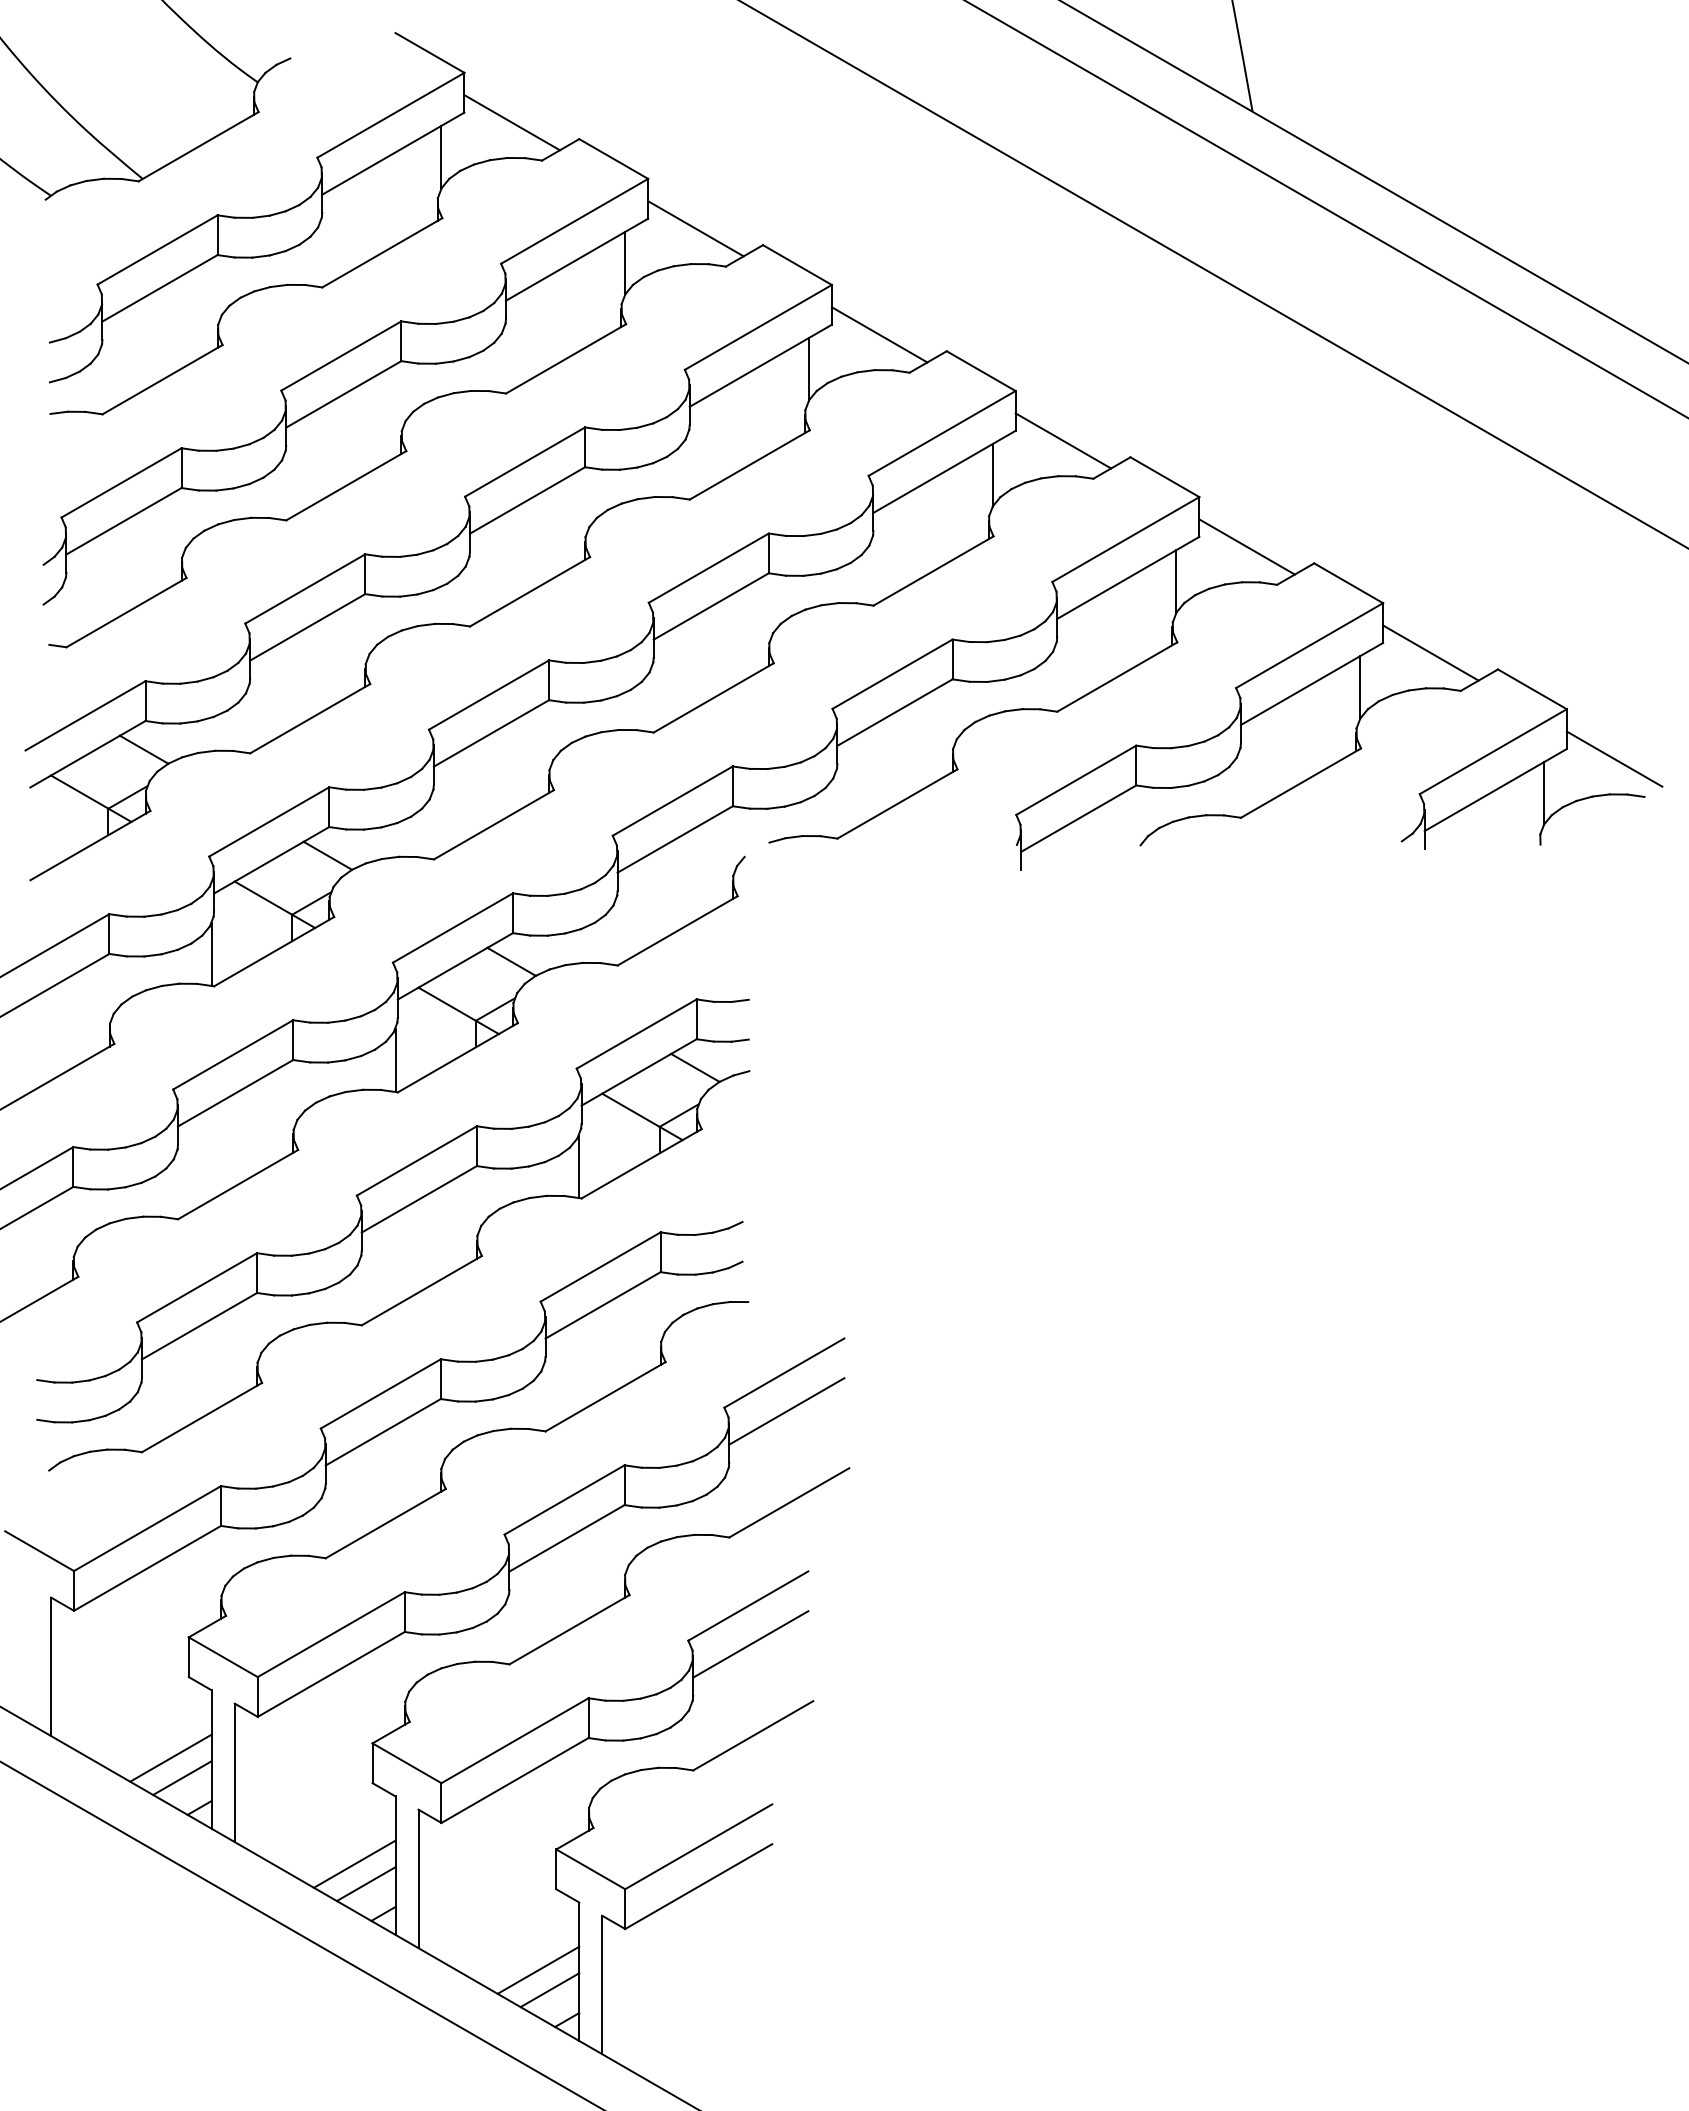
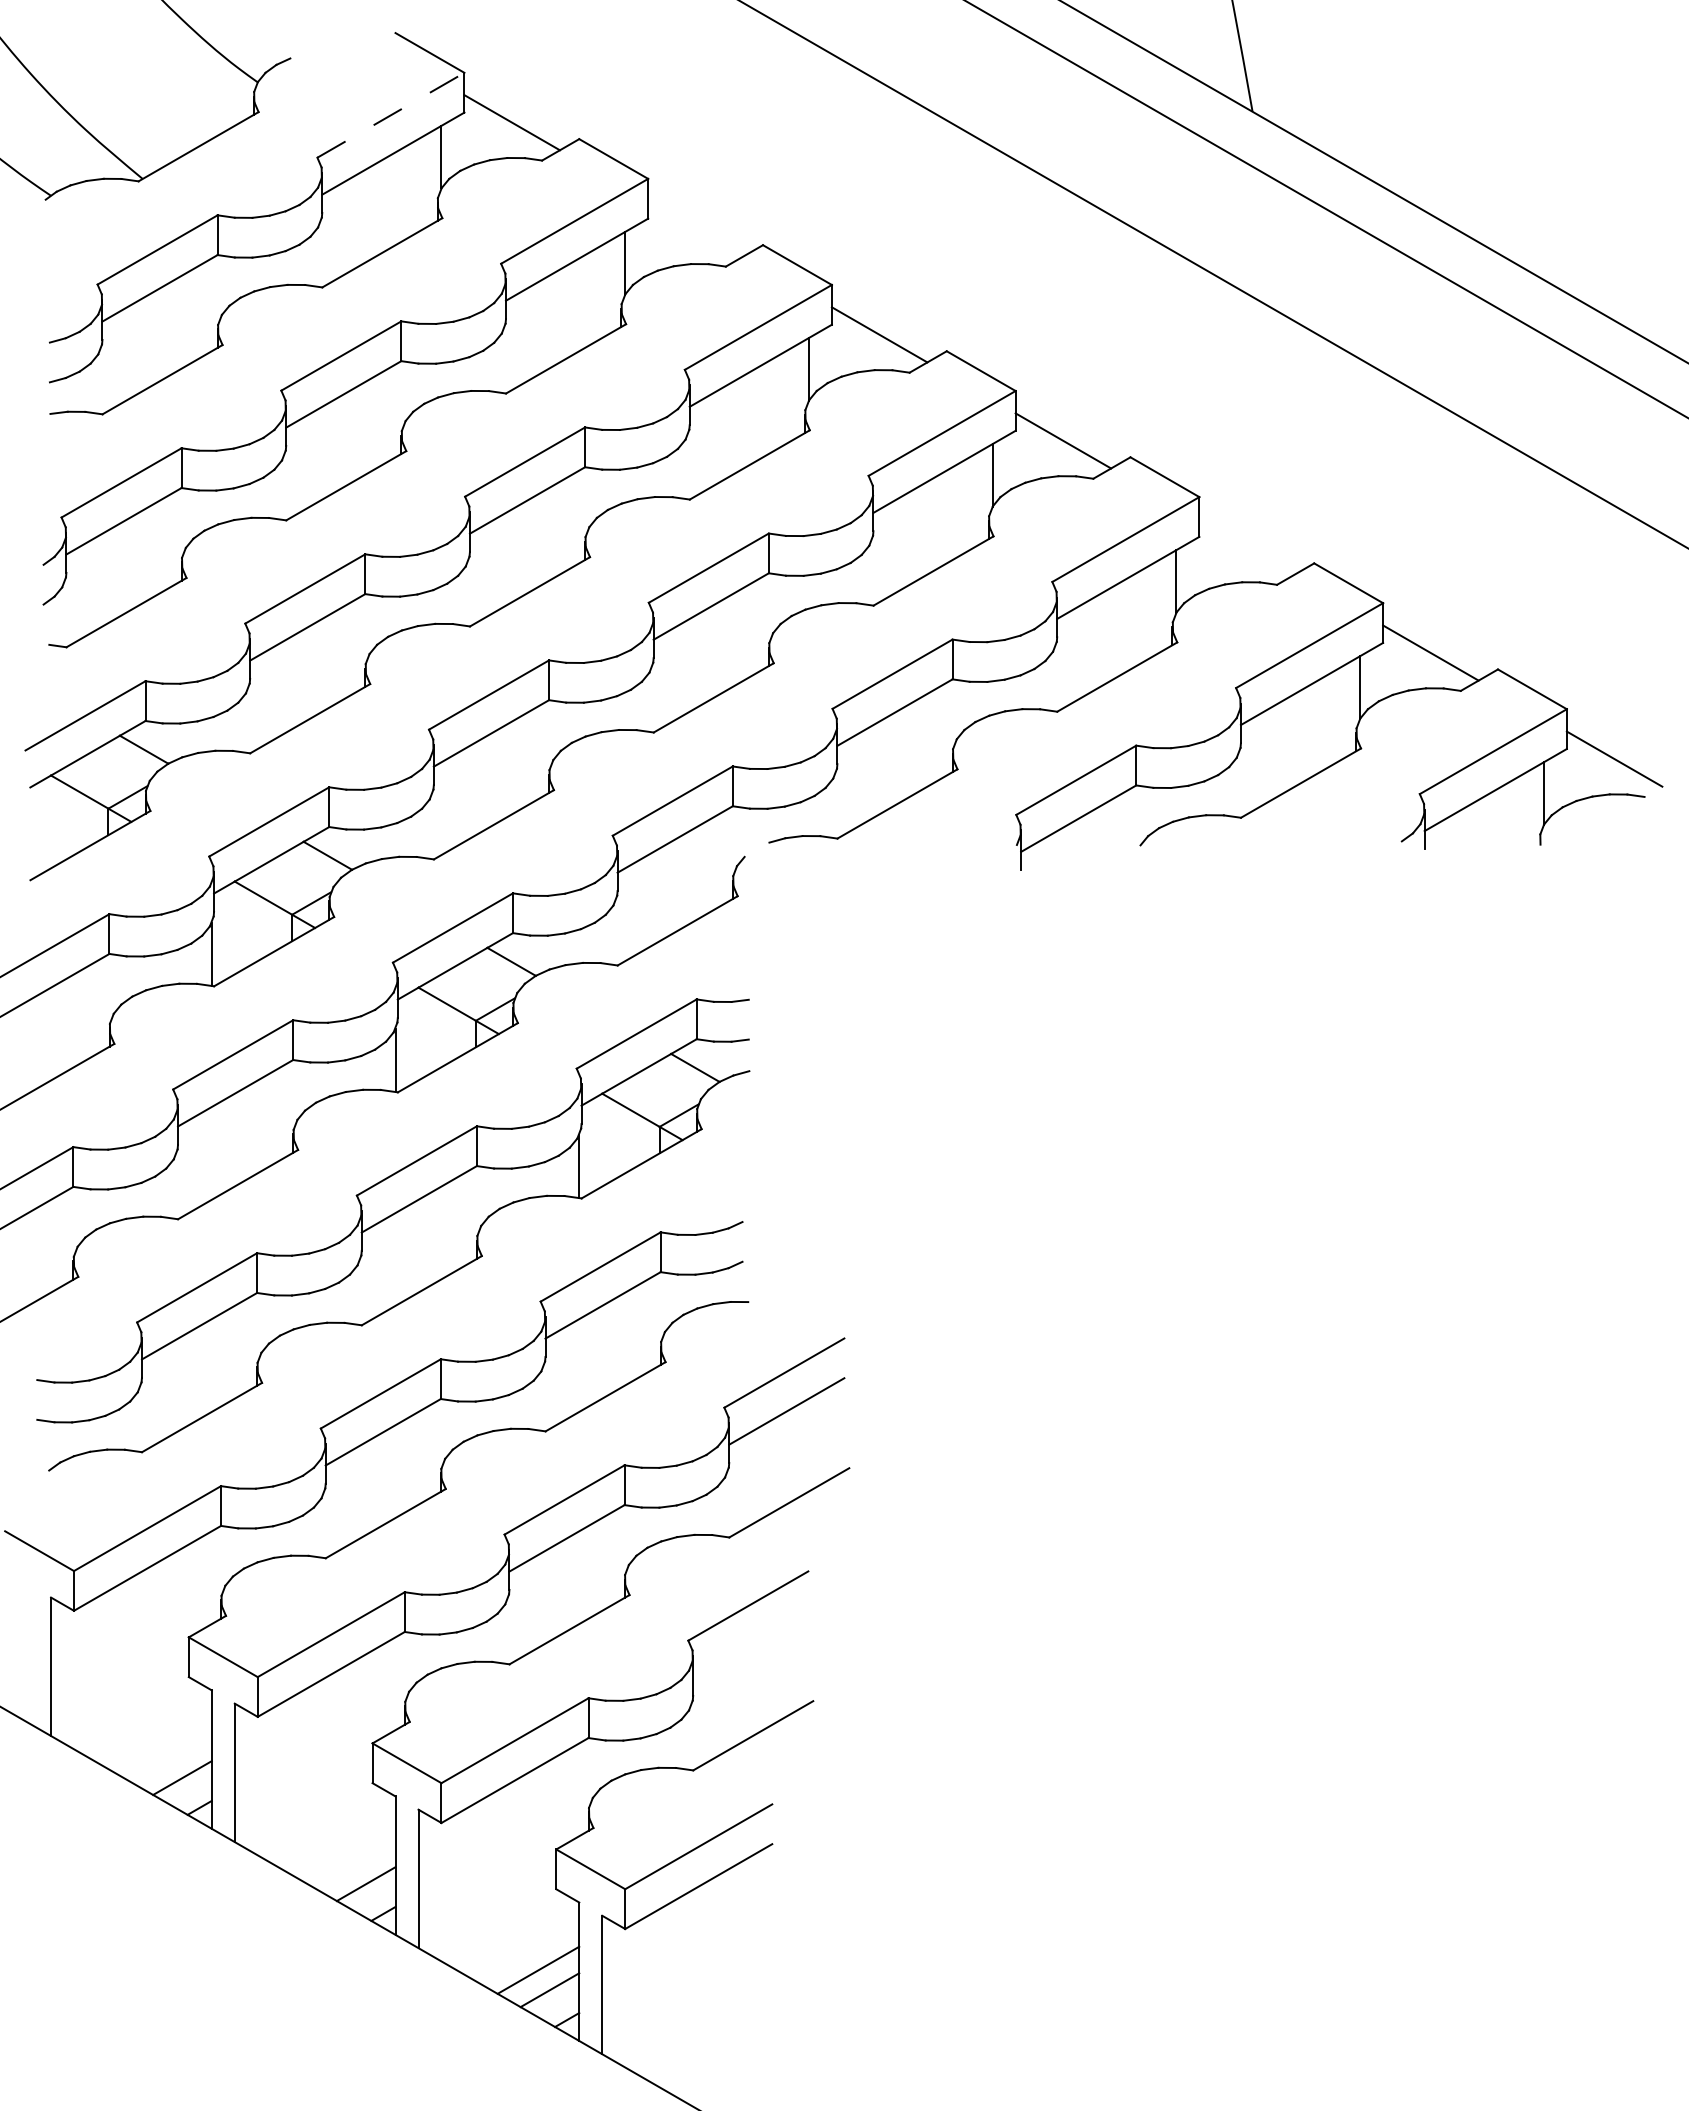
line: solid -> dashed (390, 115)
line: present -> none (695, 228)
line: present -> none (1246, 546)
line: present -> none (750, 1644)
line: present -> none (170, 1757)
line: present -> none (354, 1863)
line: present -> none (300, 1934)
